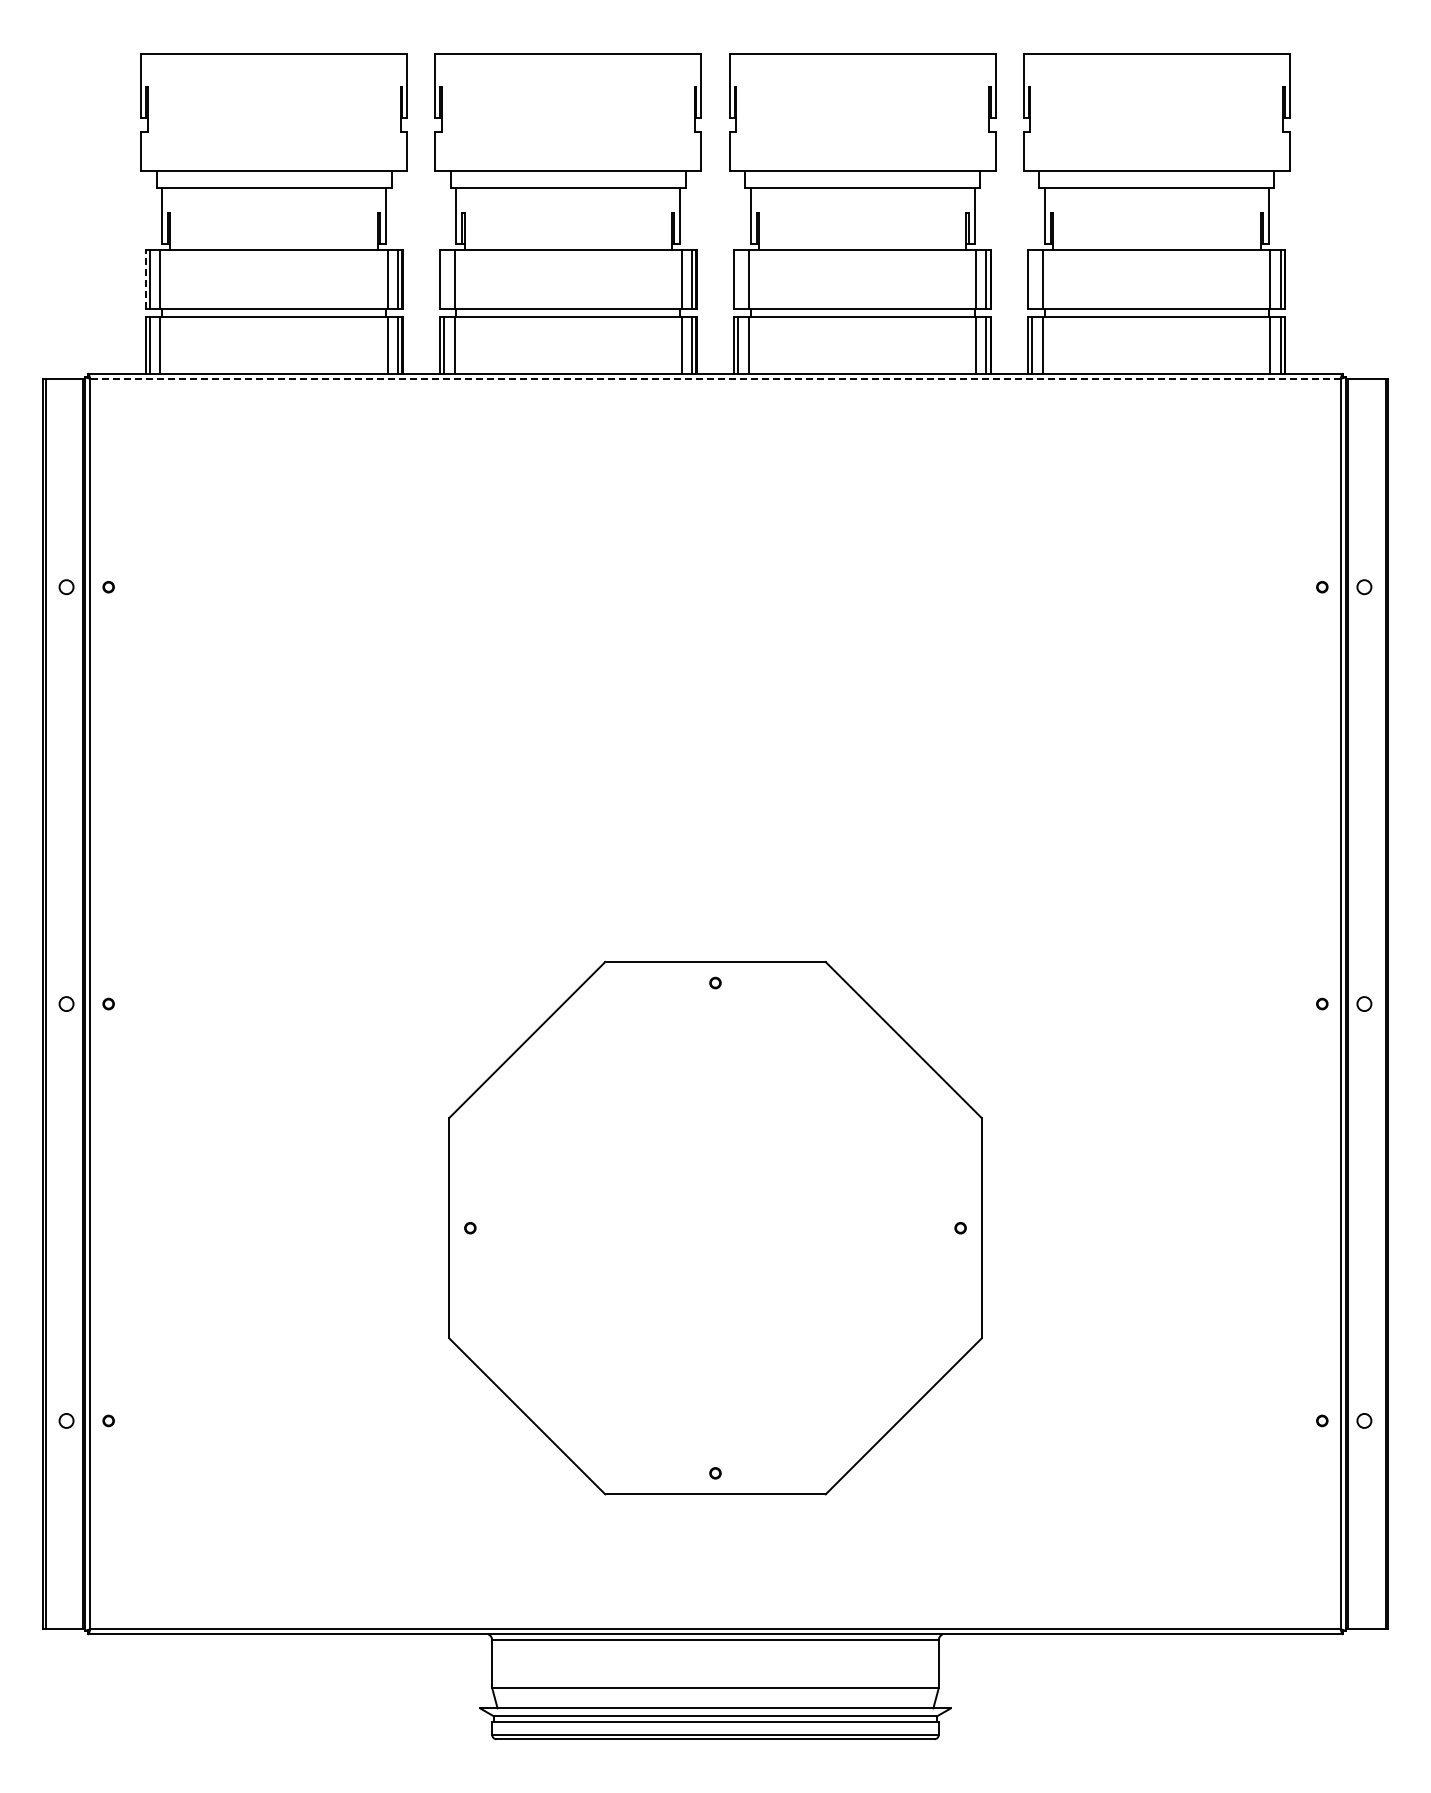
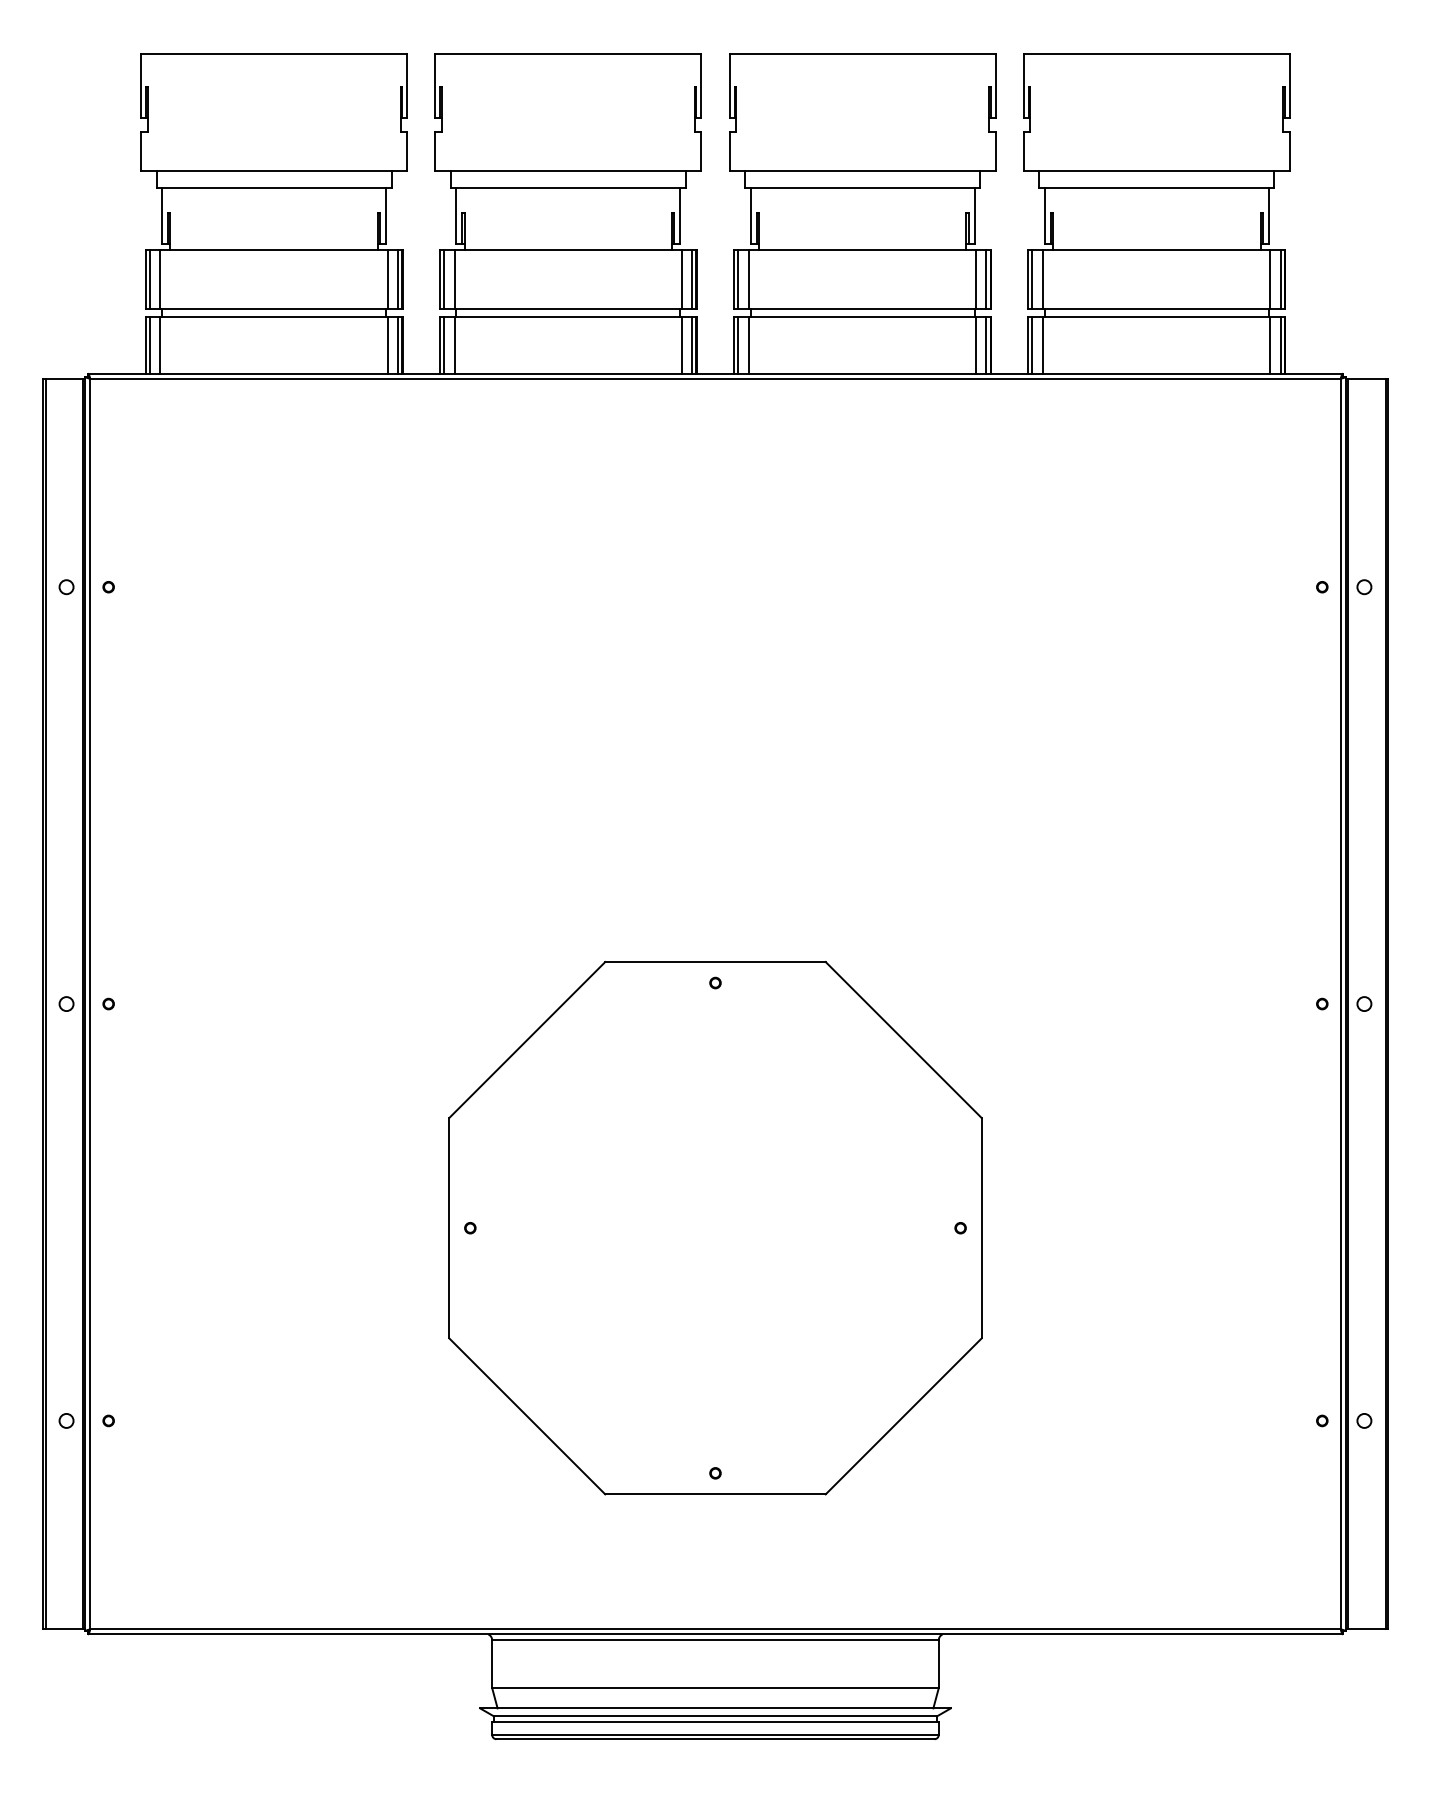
line: dashed -> solid (145, 279)
line: none -> present (444, 279)
line: none -> present (738, 279)
line: none -> present (1032, 279)
line: dashed -> solid (715, 378)
